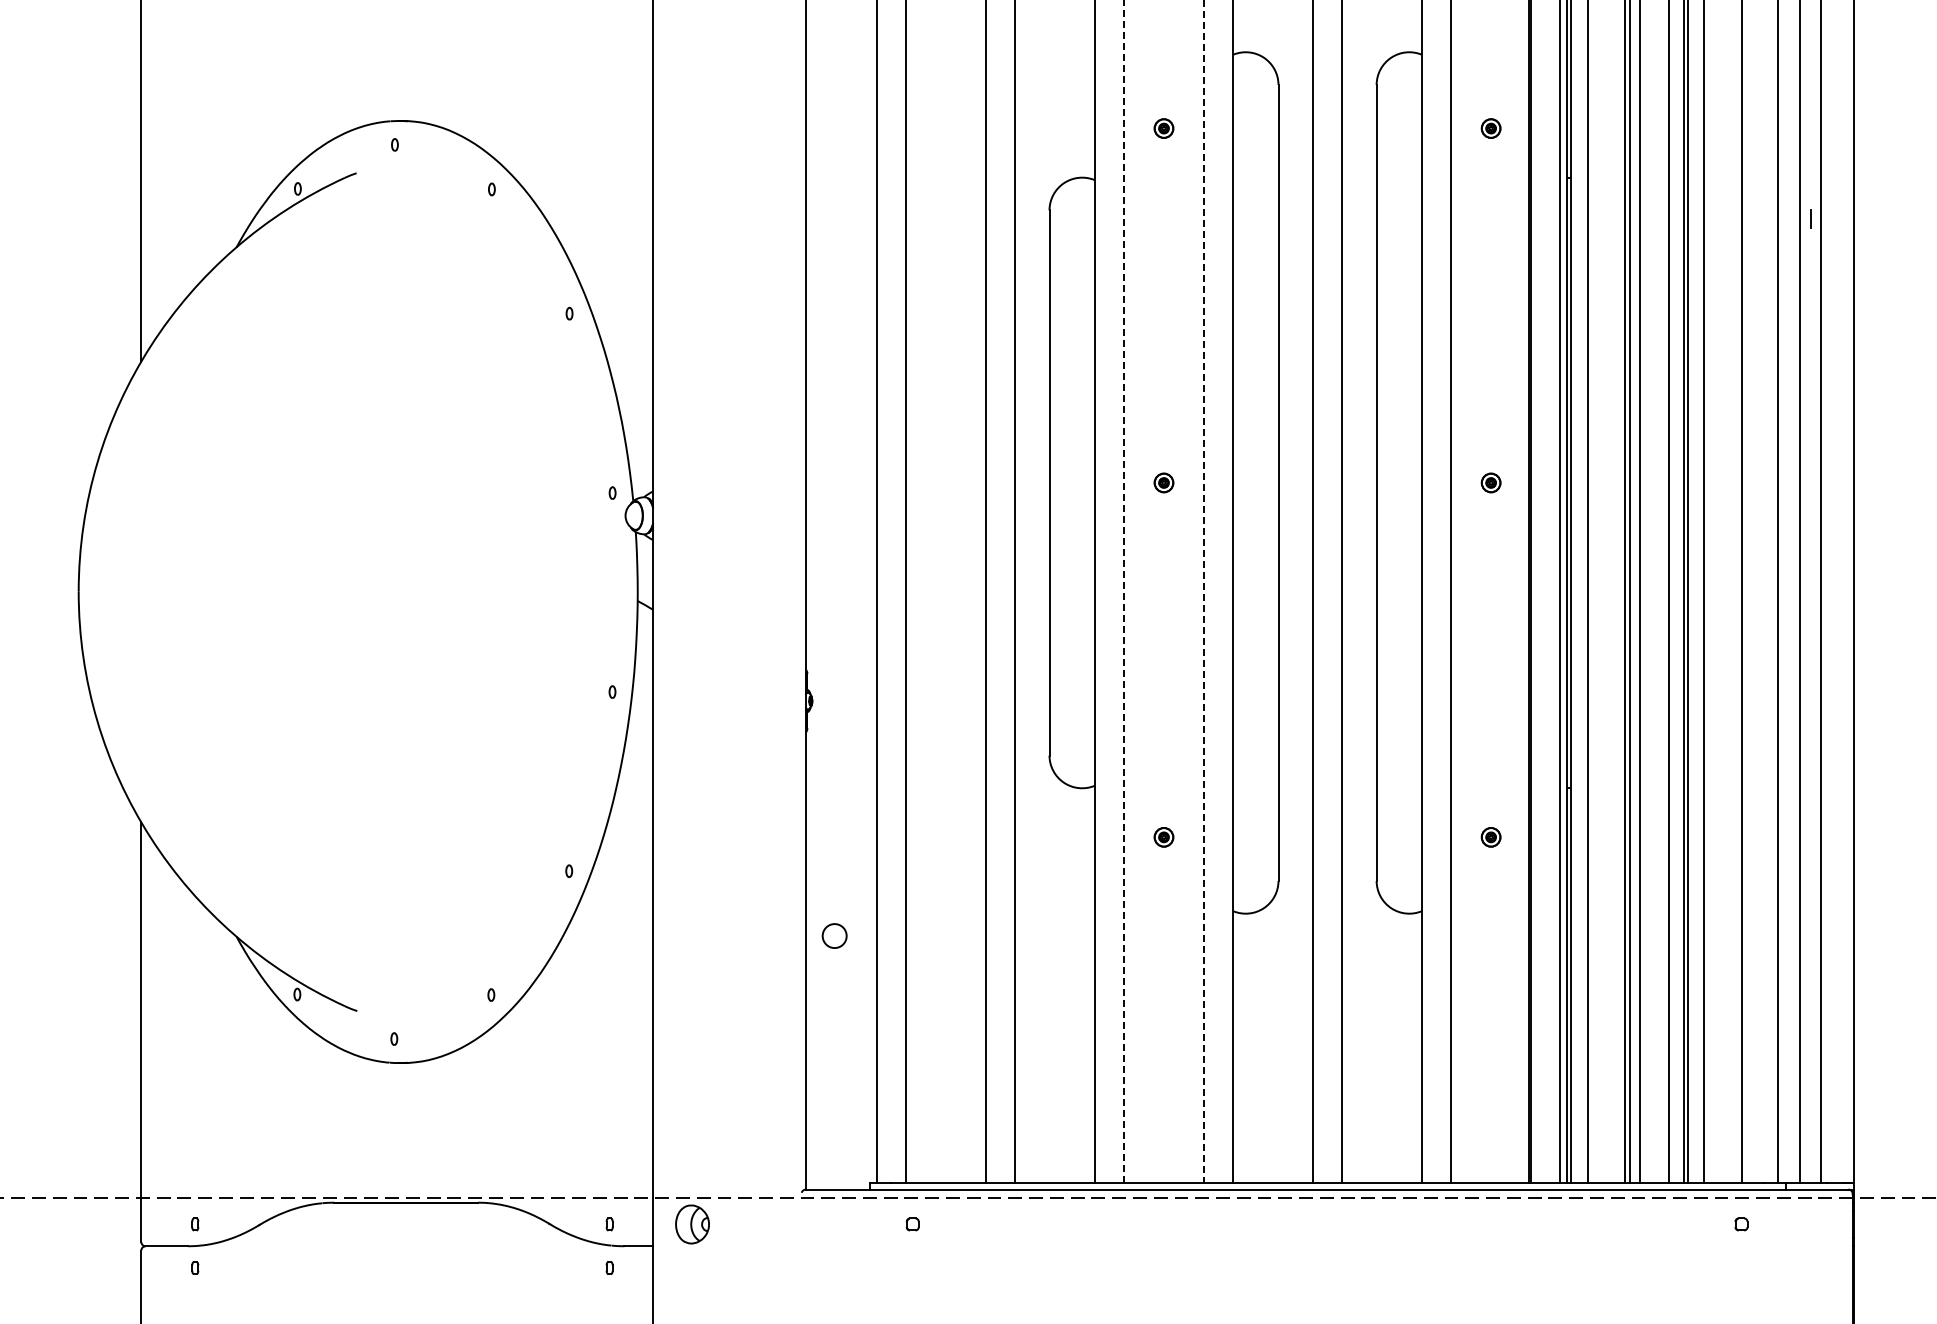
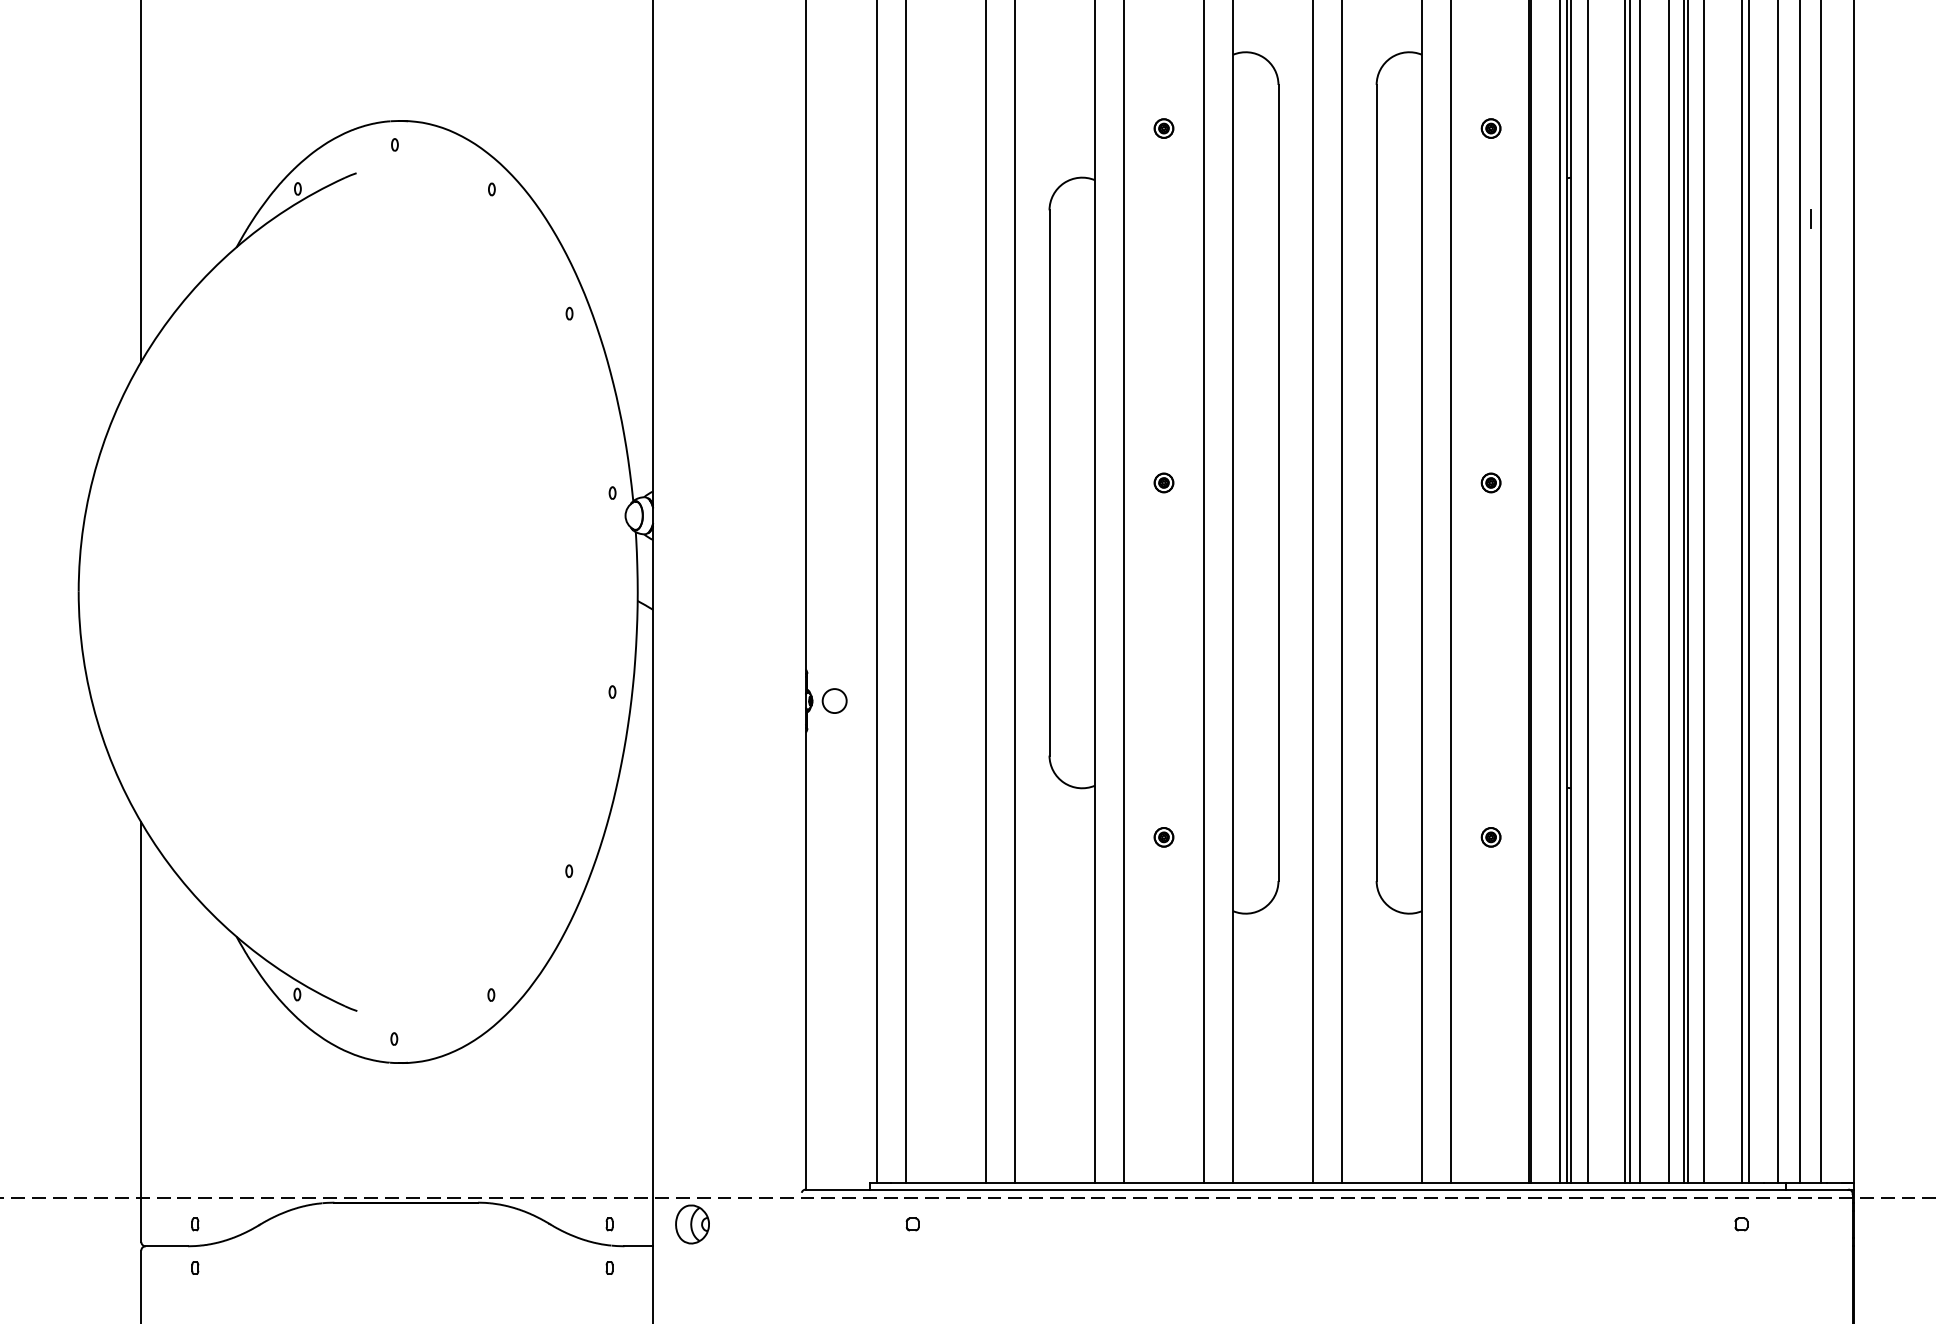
line: dashed -> solid (1124, 591)
line: dashed -> solid (1203, 592)
line: none -> present (1749, 592)
circle position: (834, 935) -> (834, 700) (834, 700)
